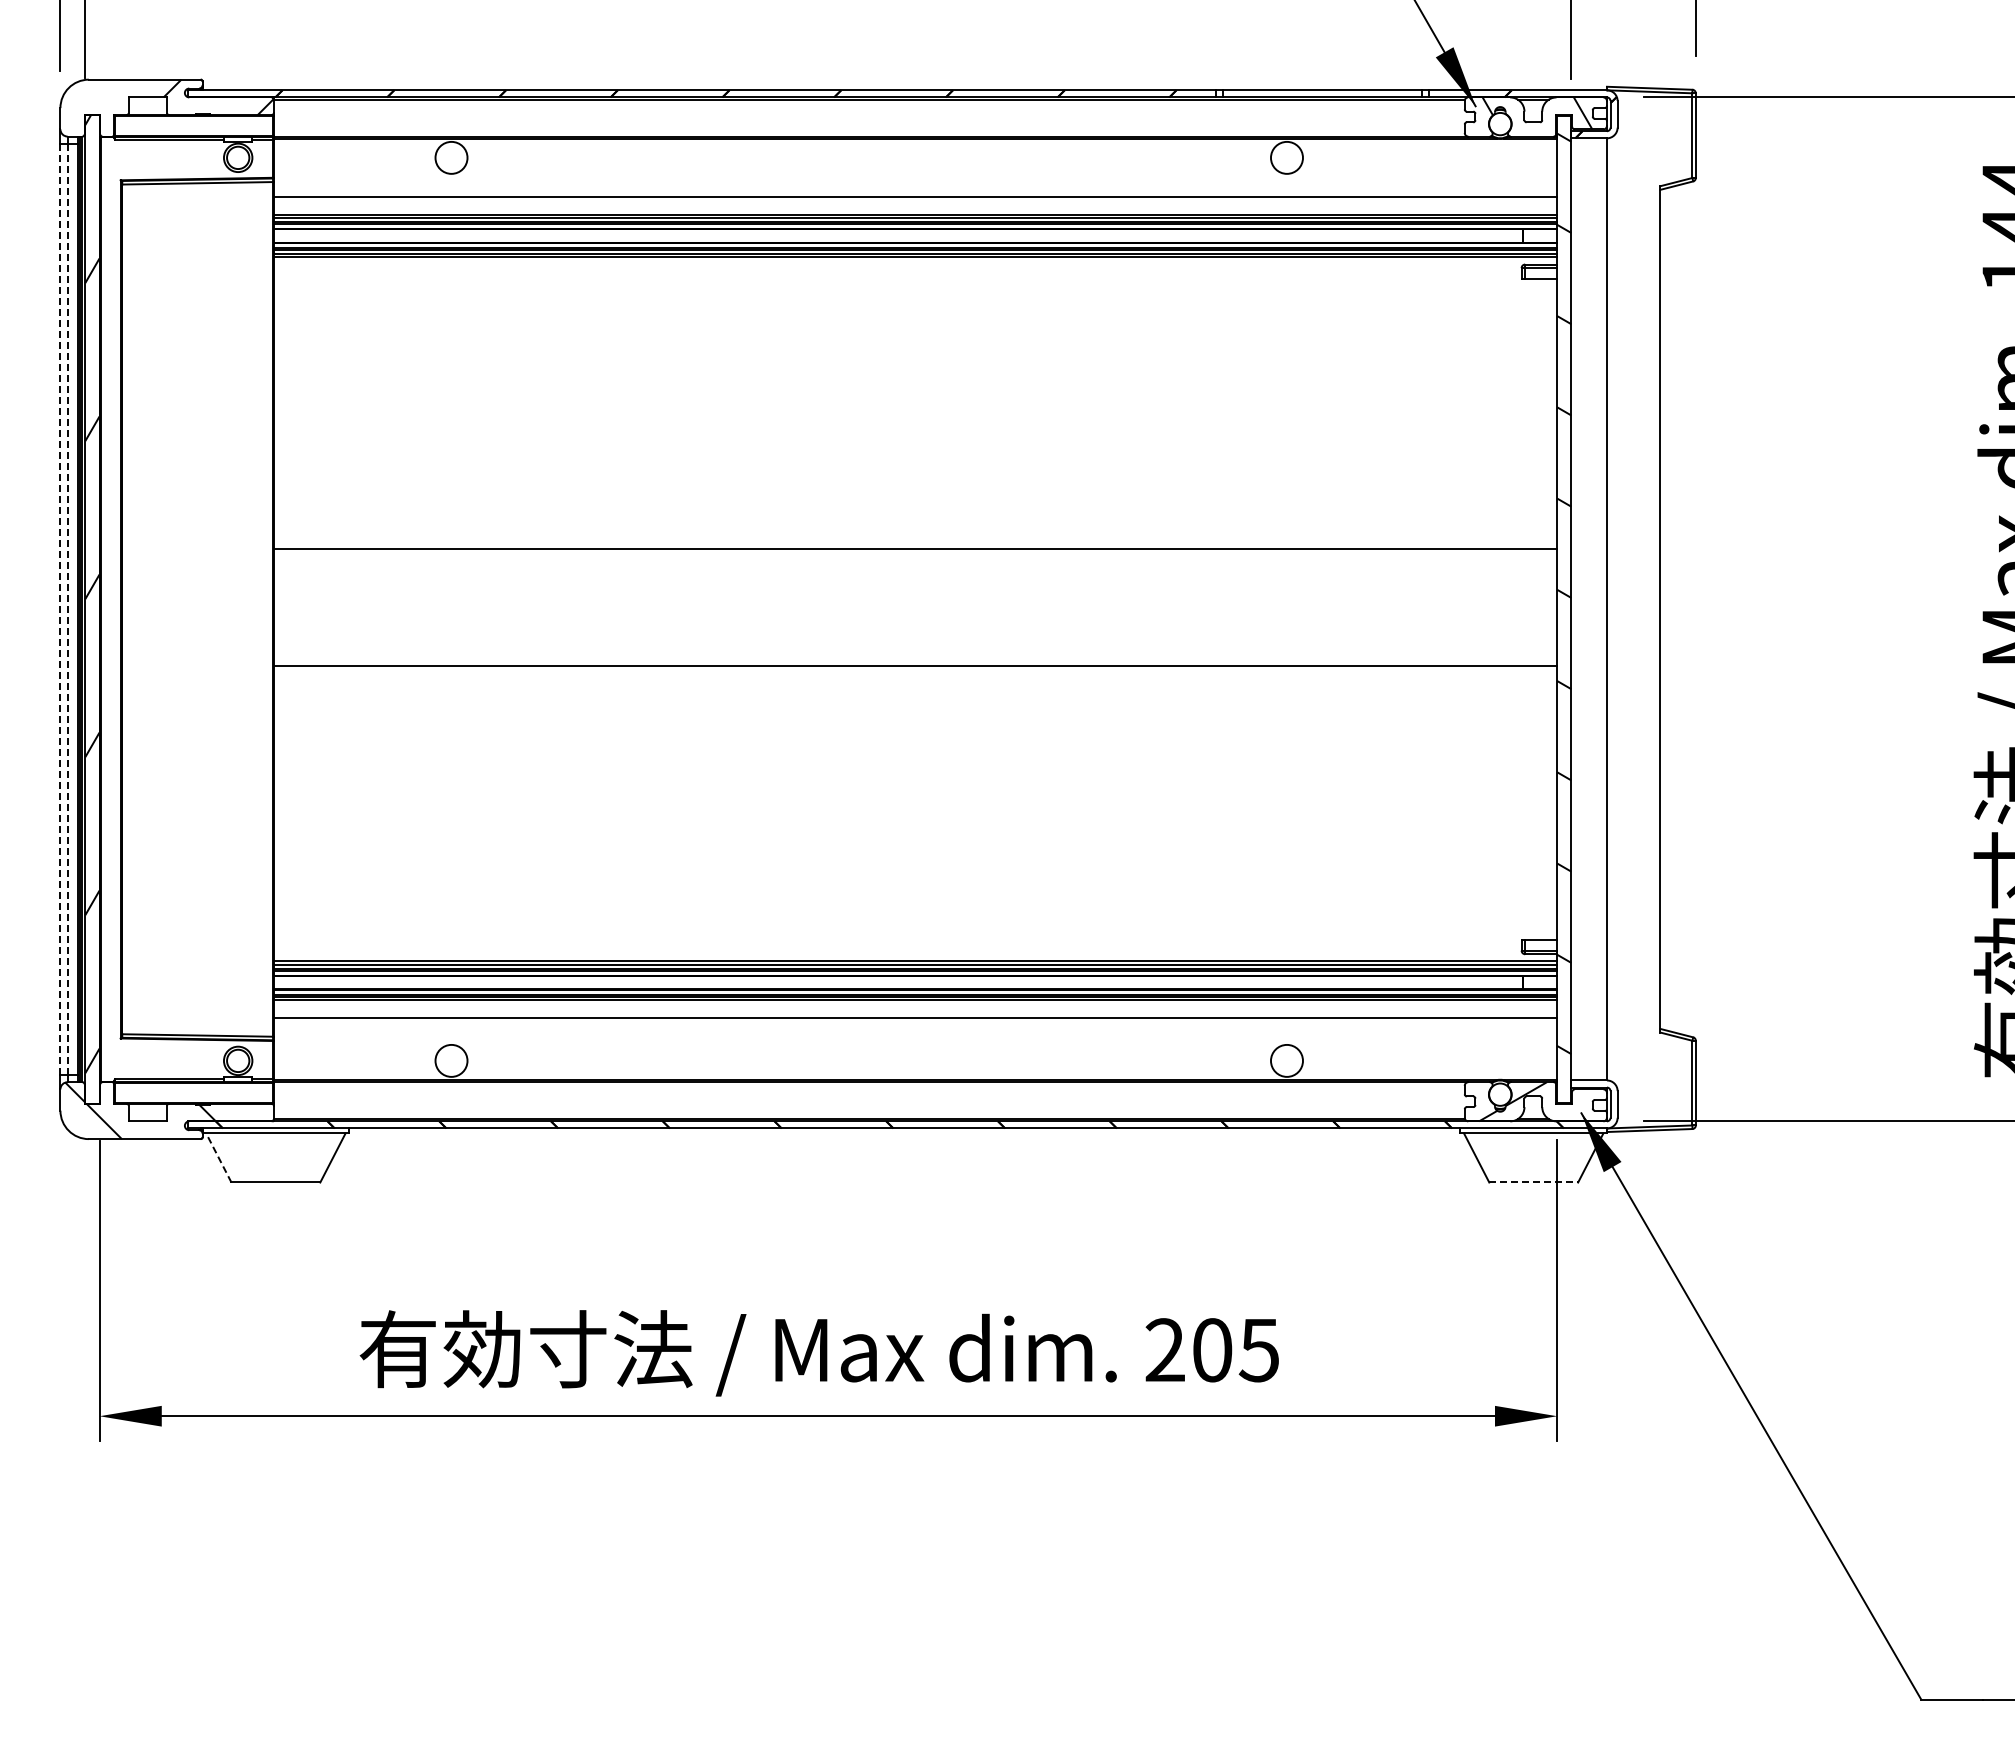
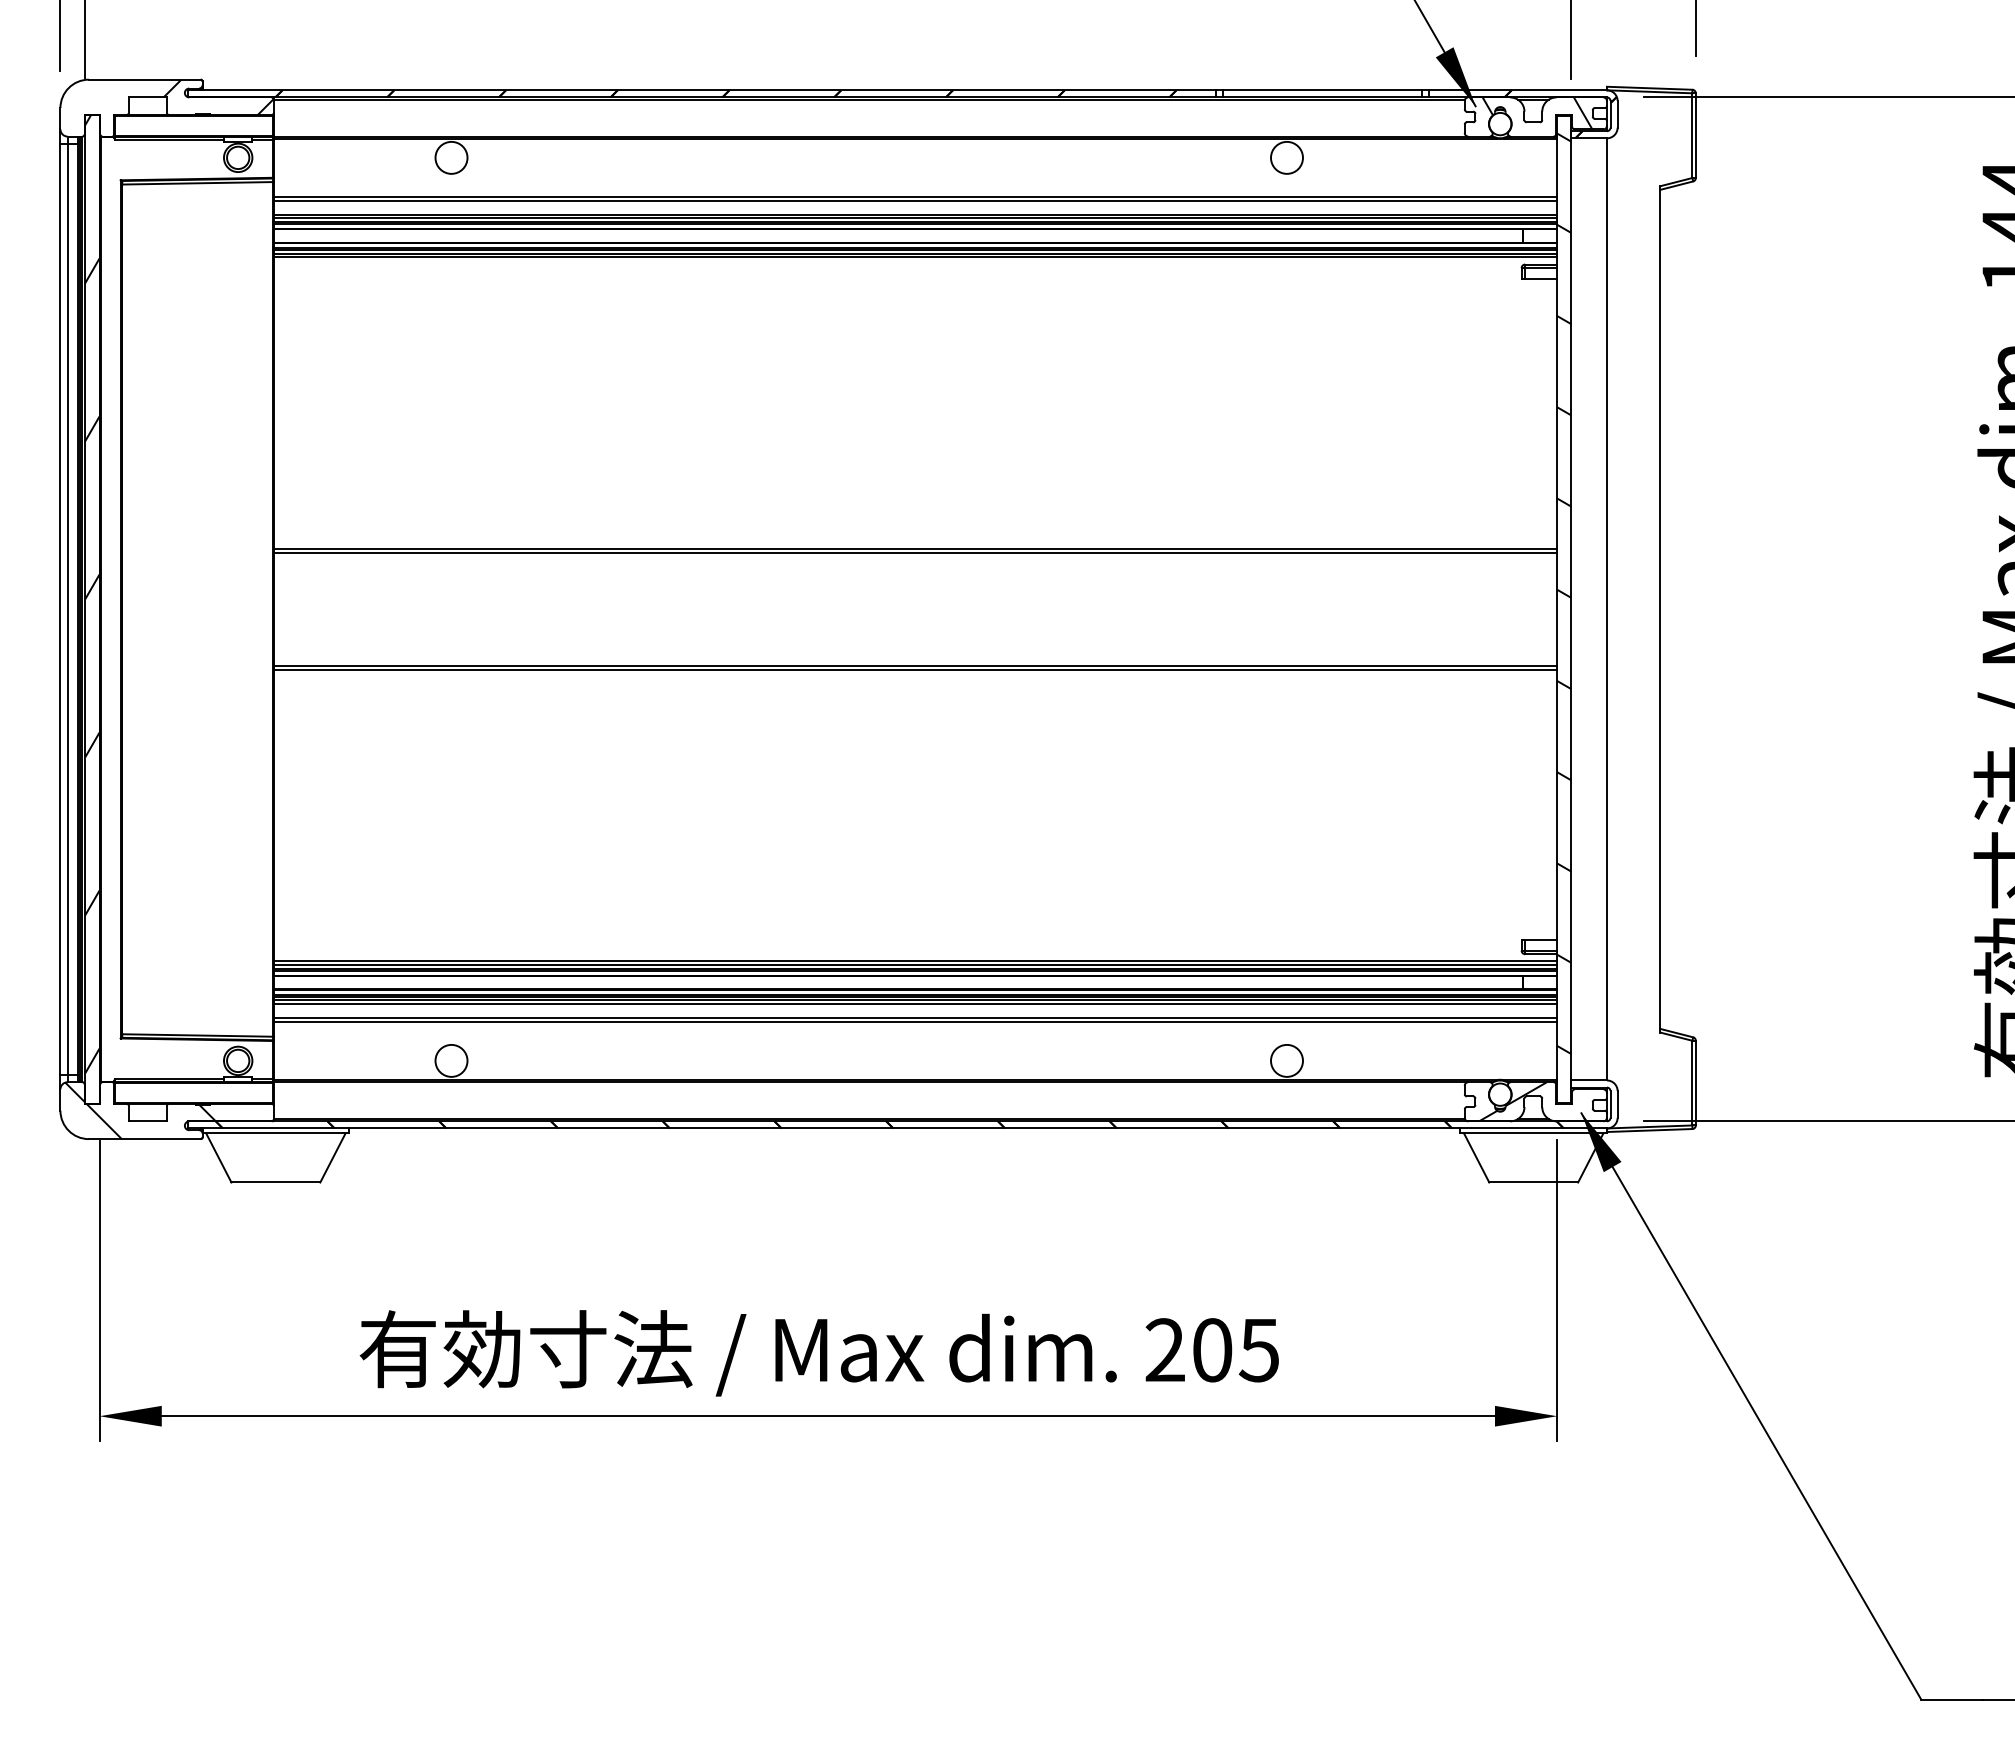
line: none -> present (915, 200)
line: none -> present (915, 552)
line: dashed -> solid (60, 609)
line: dashed -> solid (67, 609)
line: none -> present (915, 669)
line: none -> present (915, 1004)
line: none -> present (915, 1021)
line: dashed -> solid (218, 1157)
line: dashed -> solid (1534, 1182)
